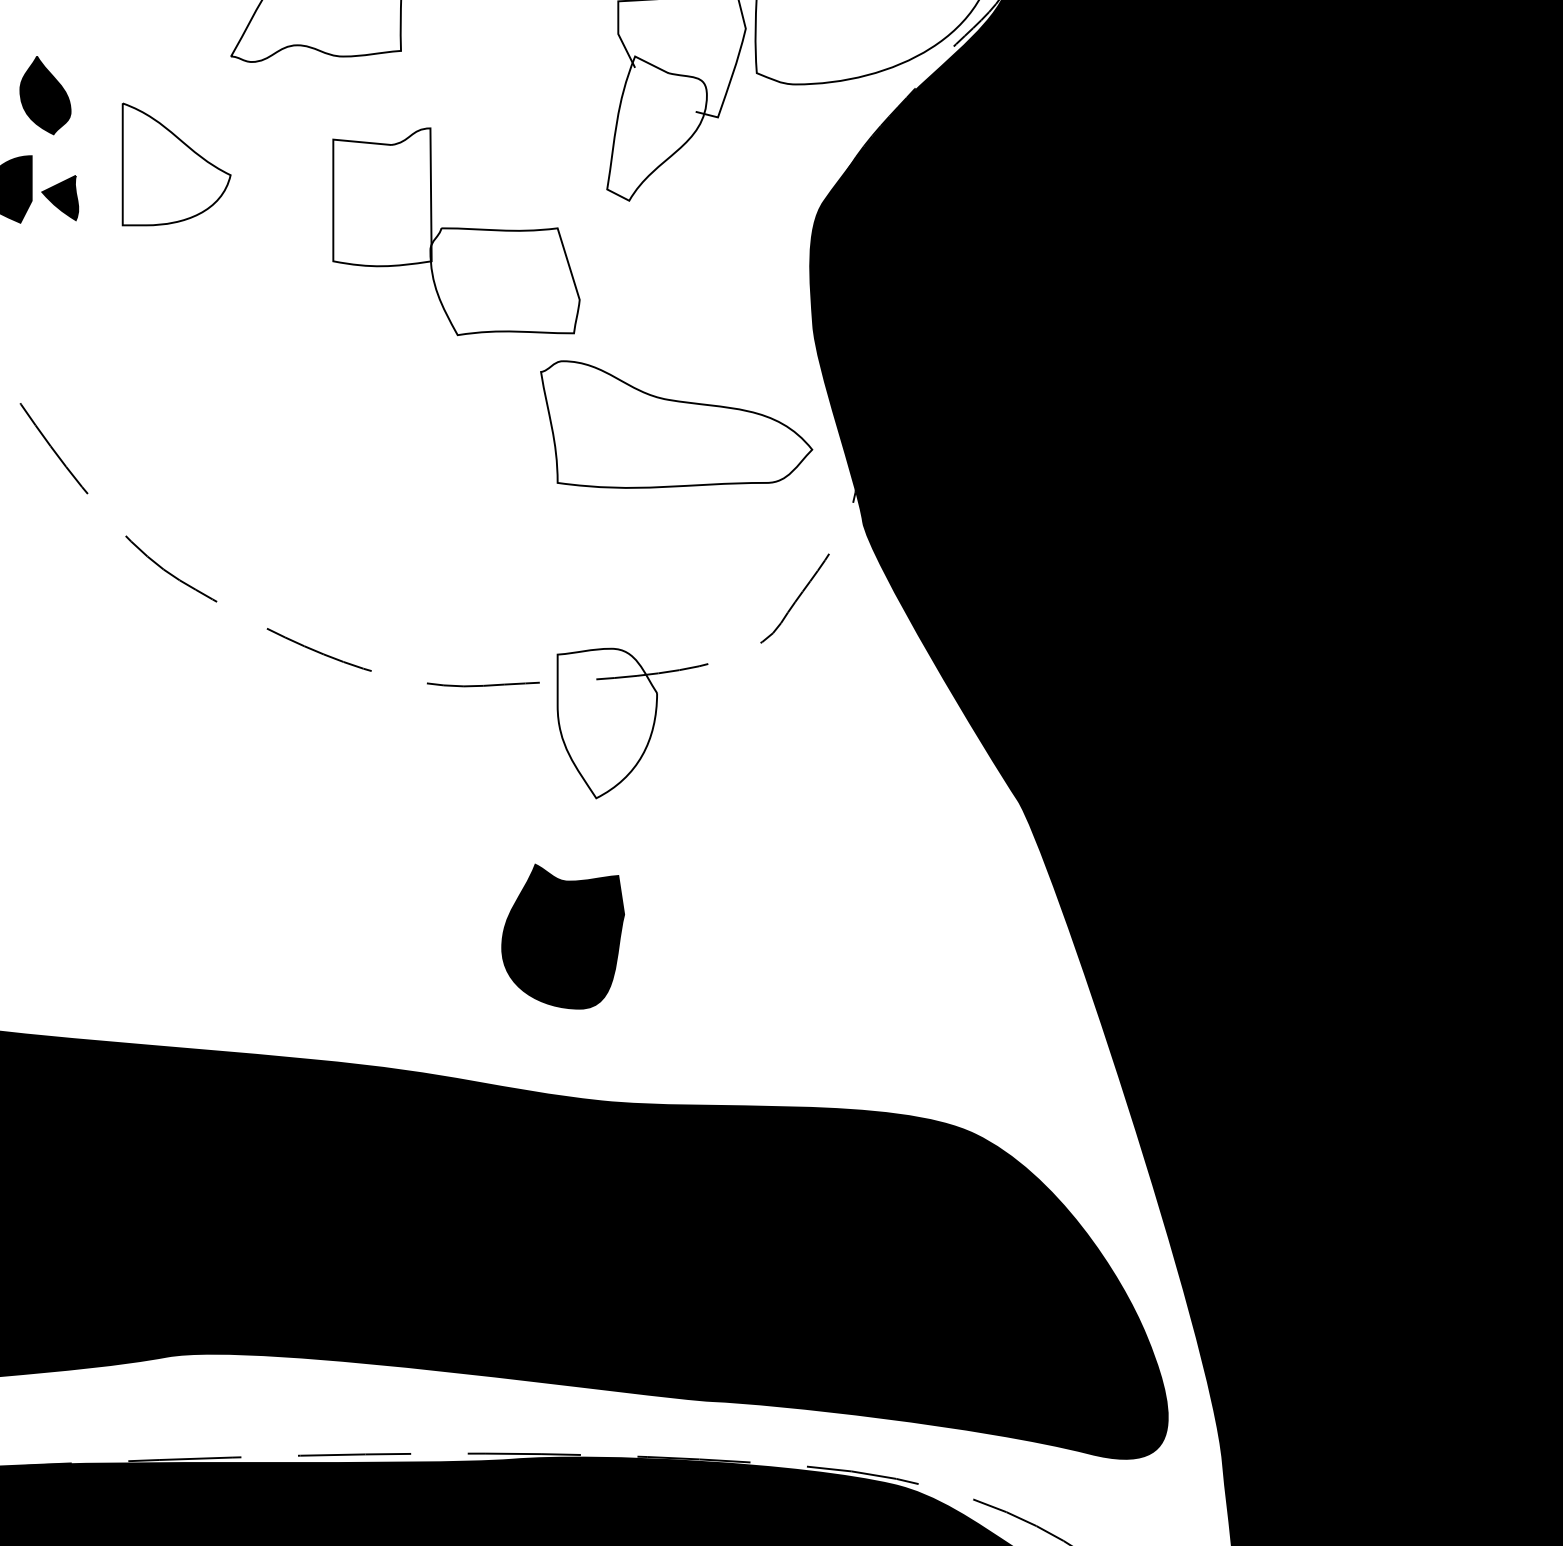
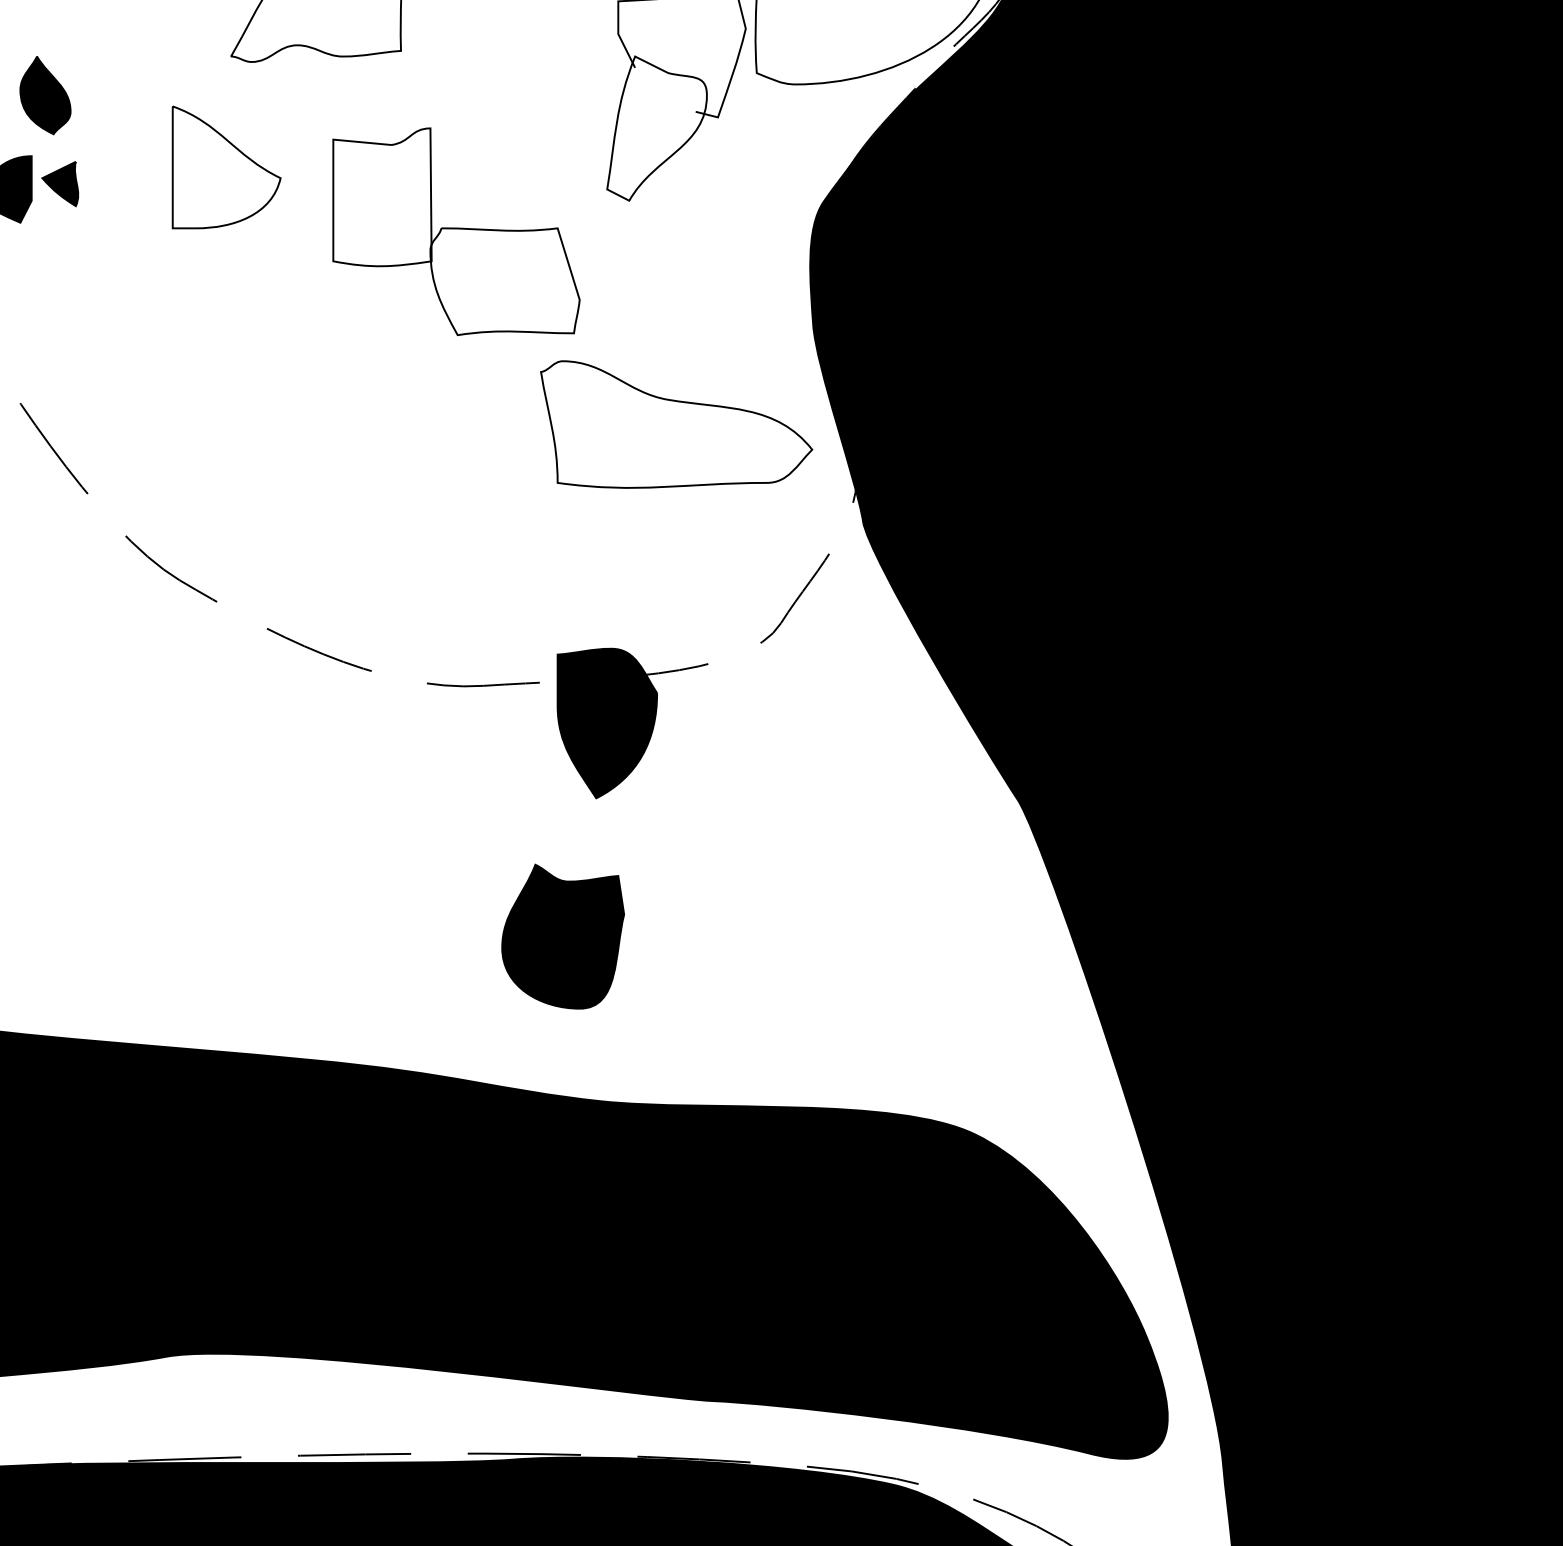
part position: (176, 164) -> (226, 167) (226, 167)
part position: (60, 198) -> (60, 184) (60, 184)
fill: none -> present (607, 723)
